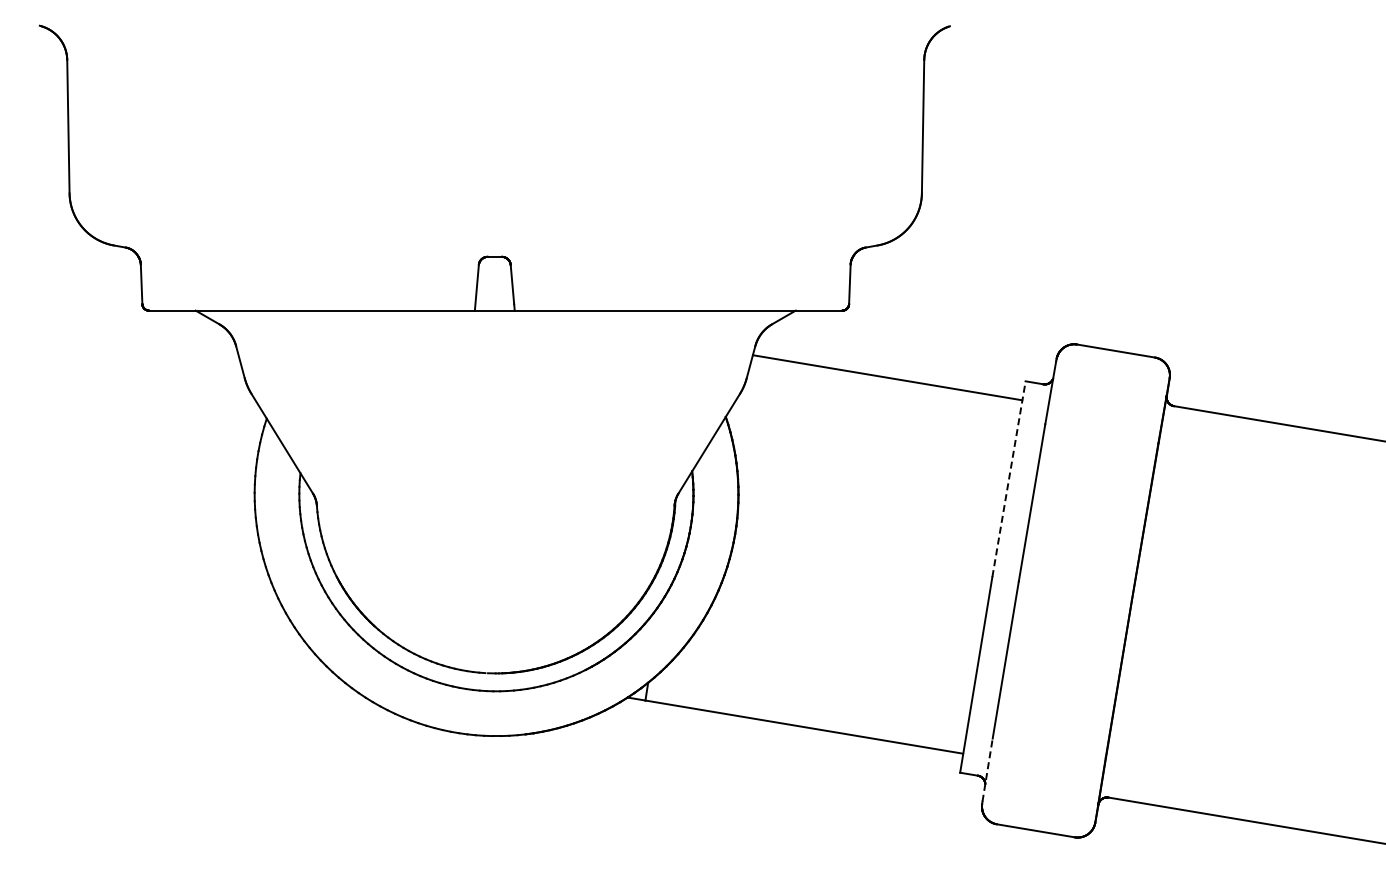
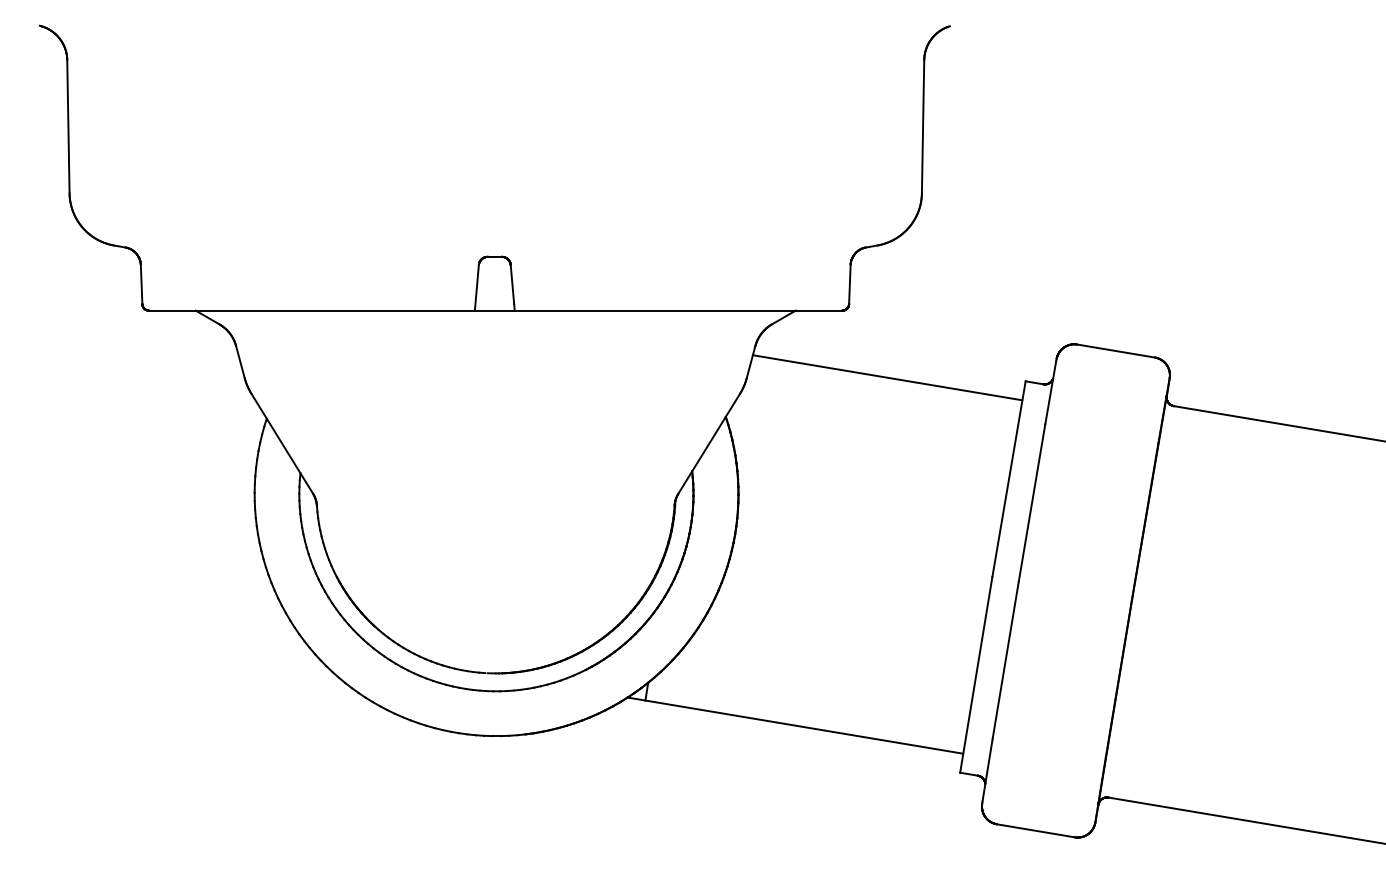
line: dashed -> solid (1009, 478)
line: dashed -> solid (987, 770)
